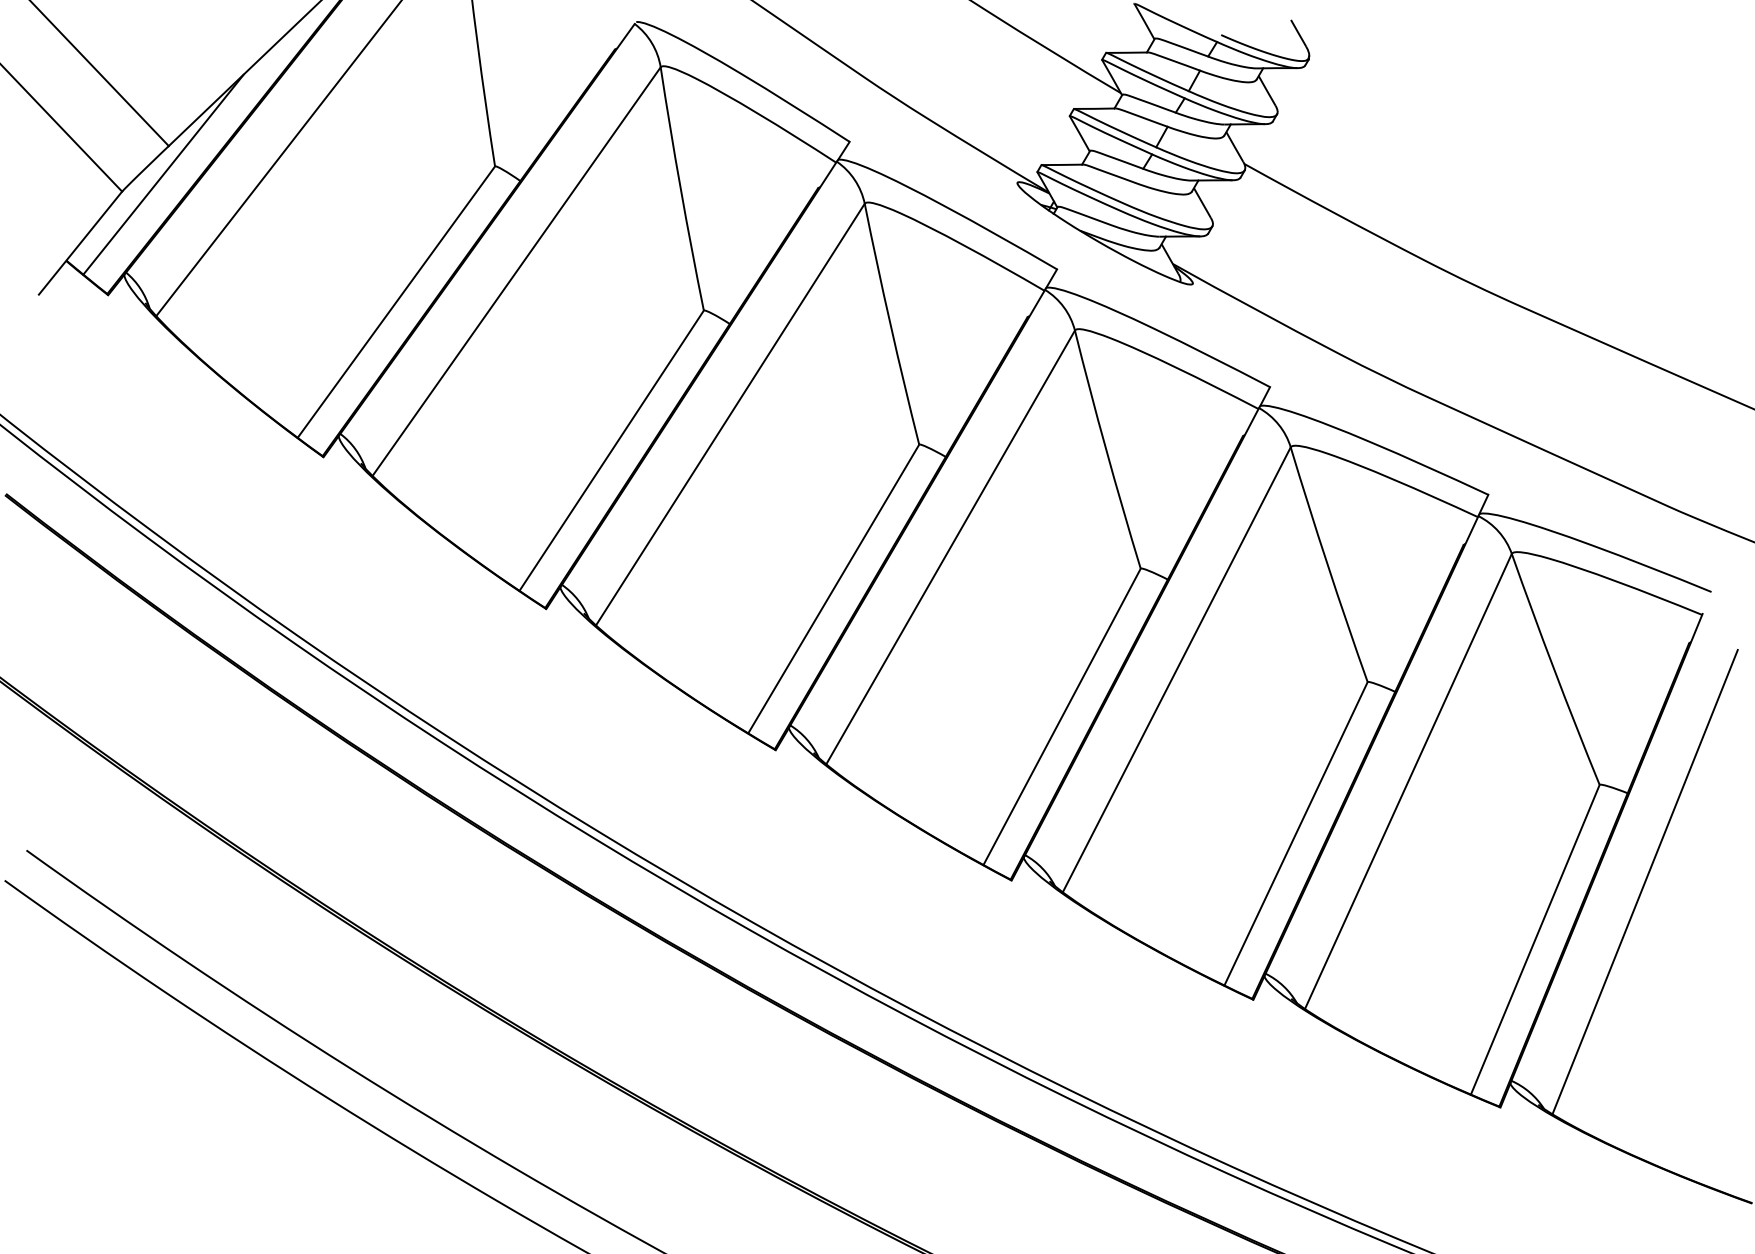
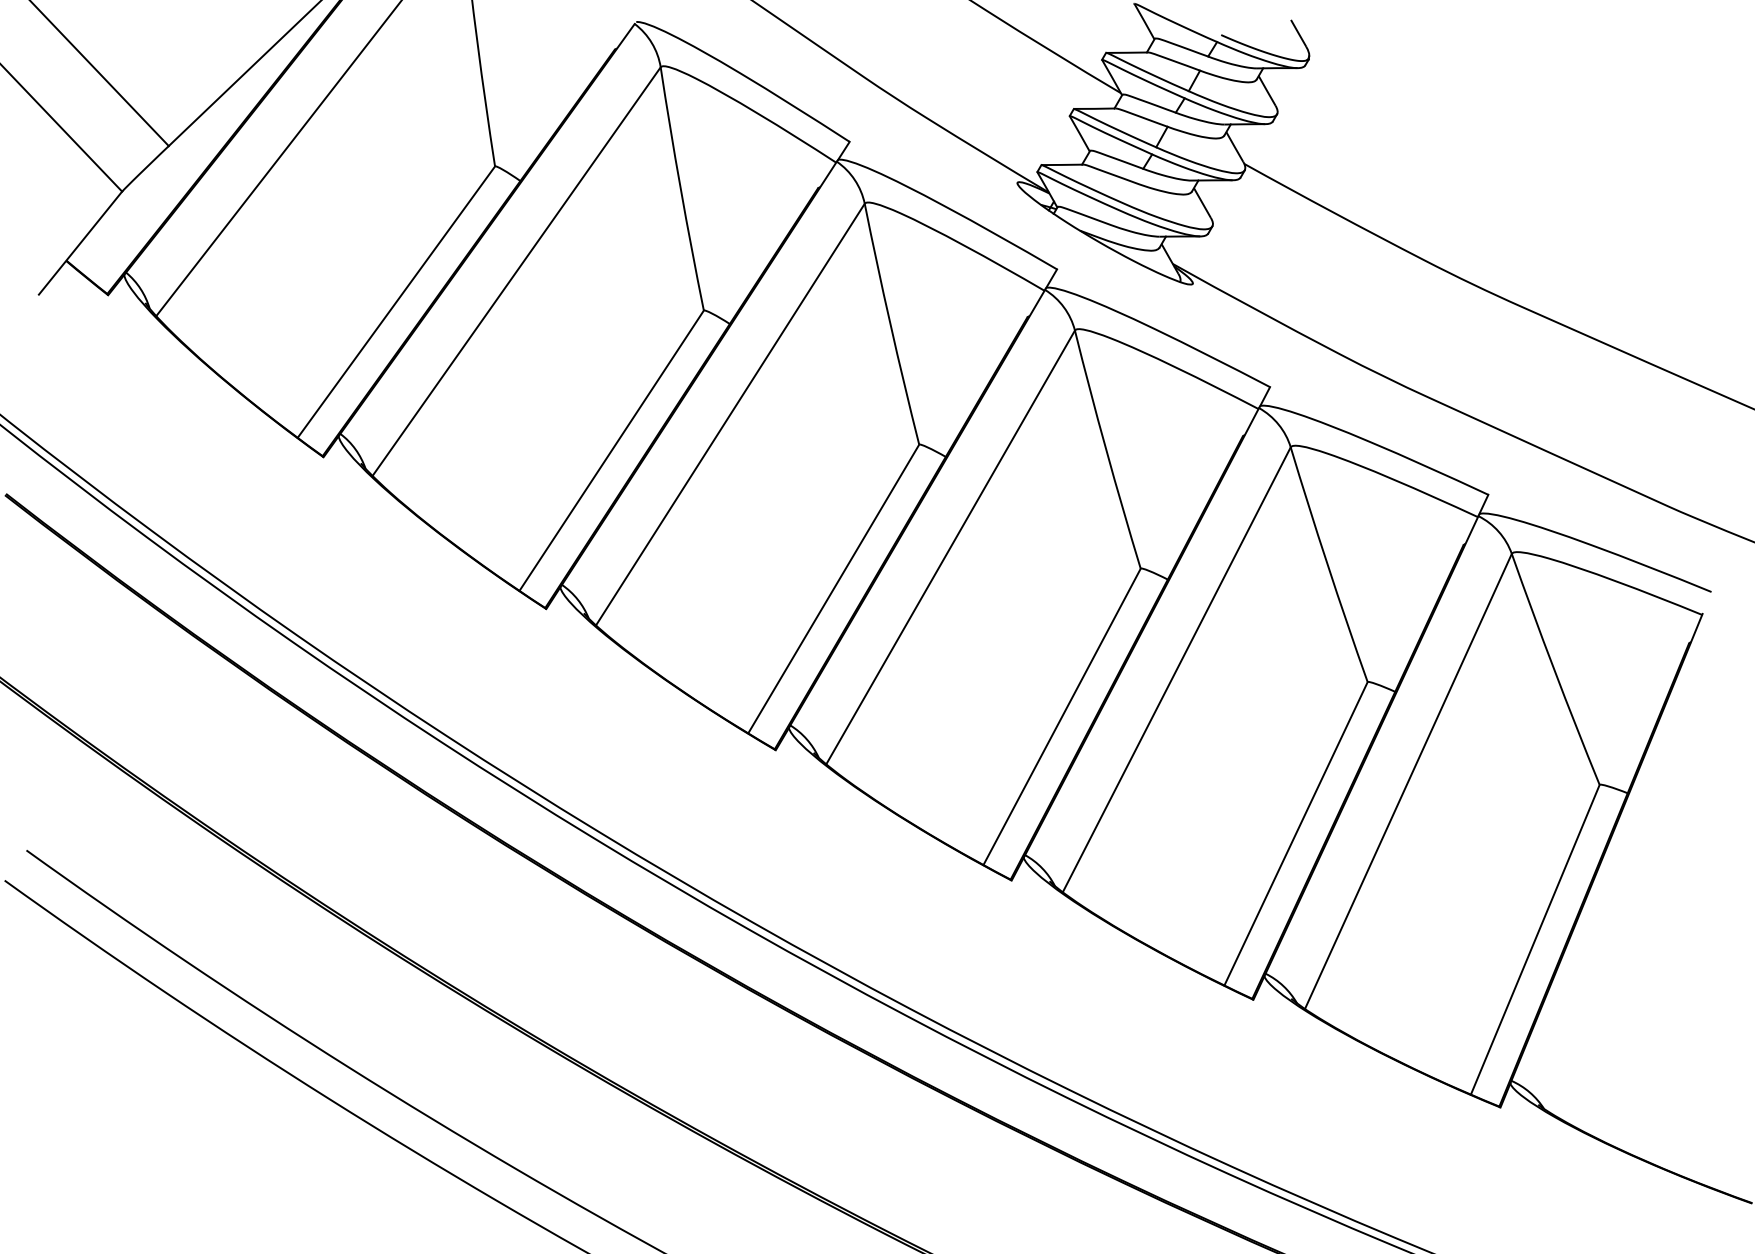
line: present -> none (163, 174)
line: present -> none (1644, 881)
